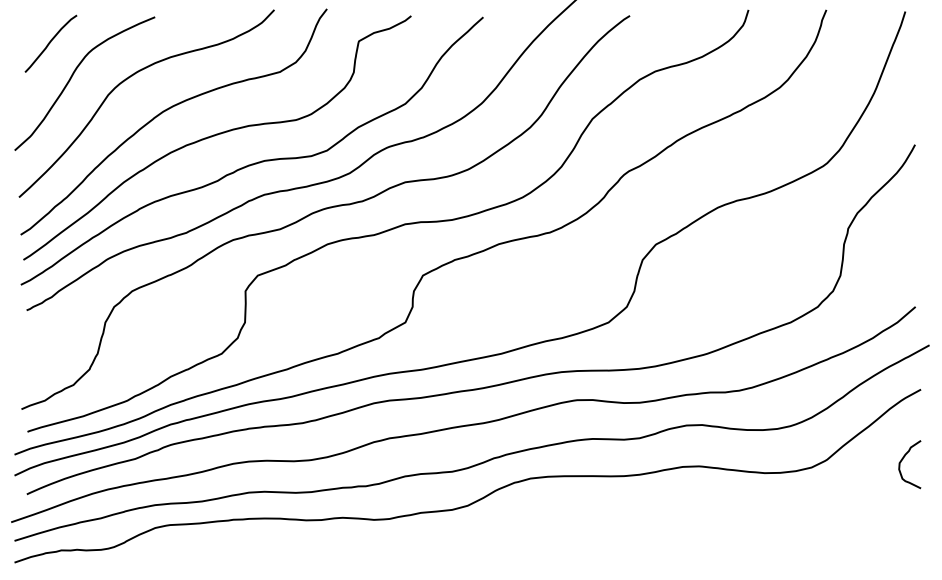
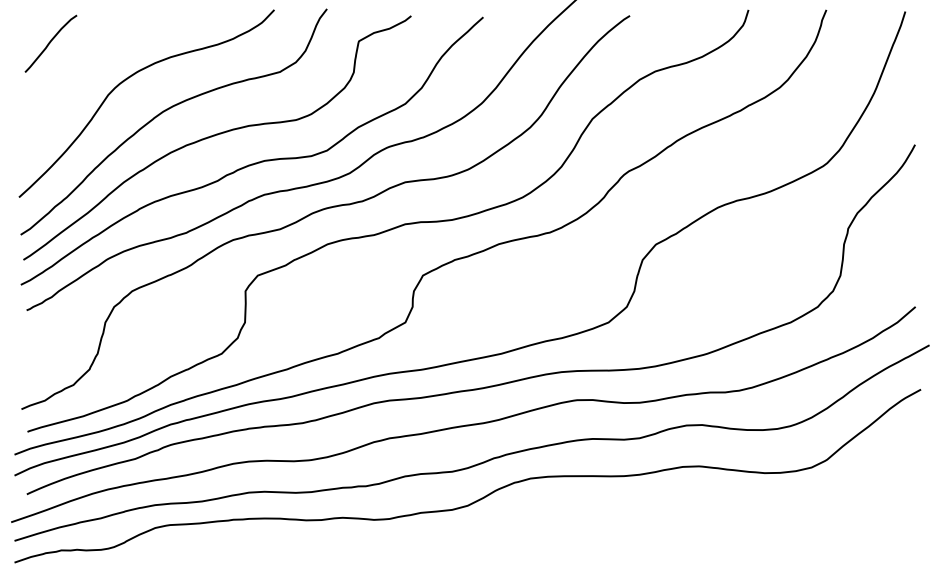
curve: present -> none (72, 77)
curve: present -> none (903, 459)
